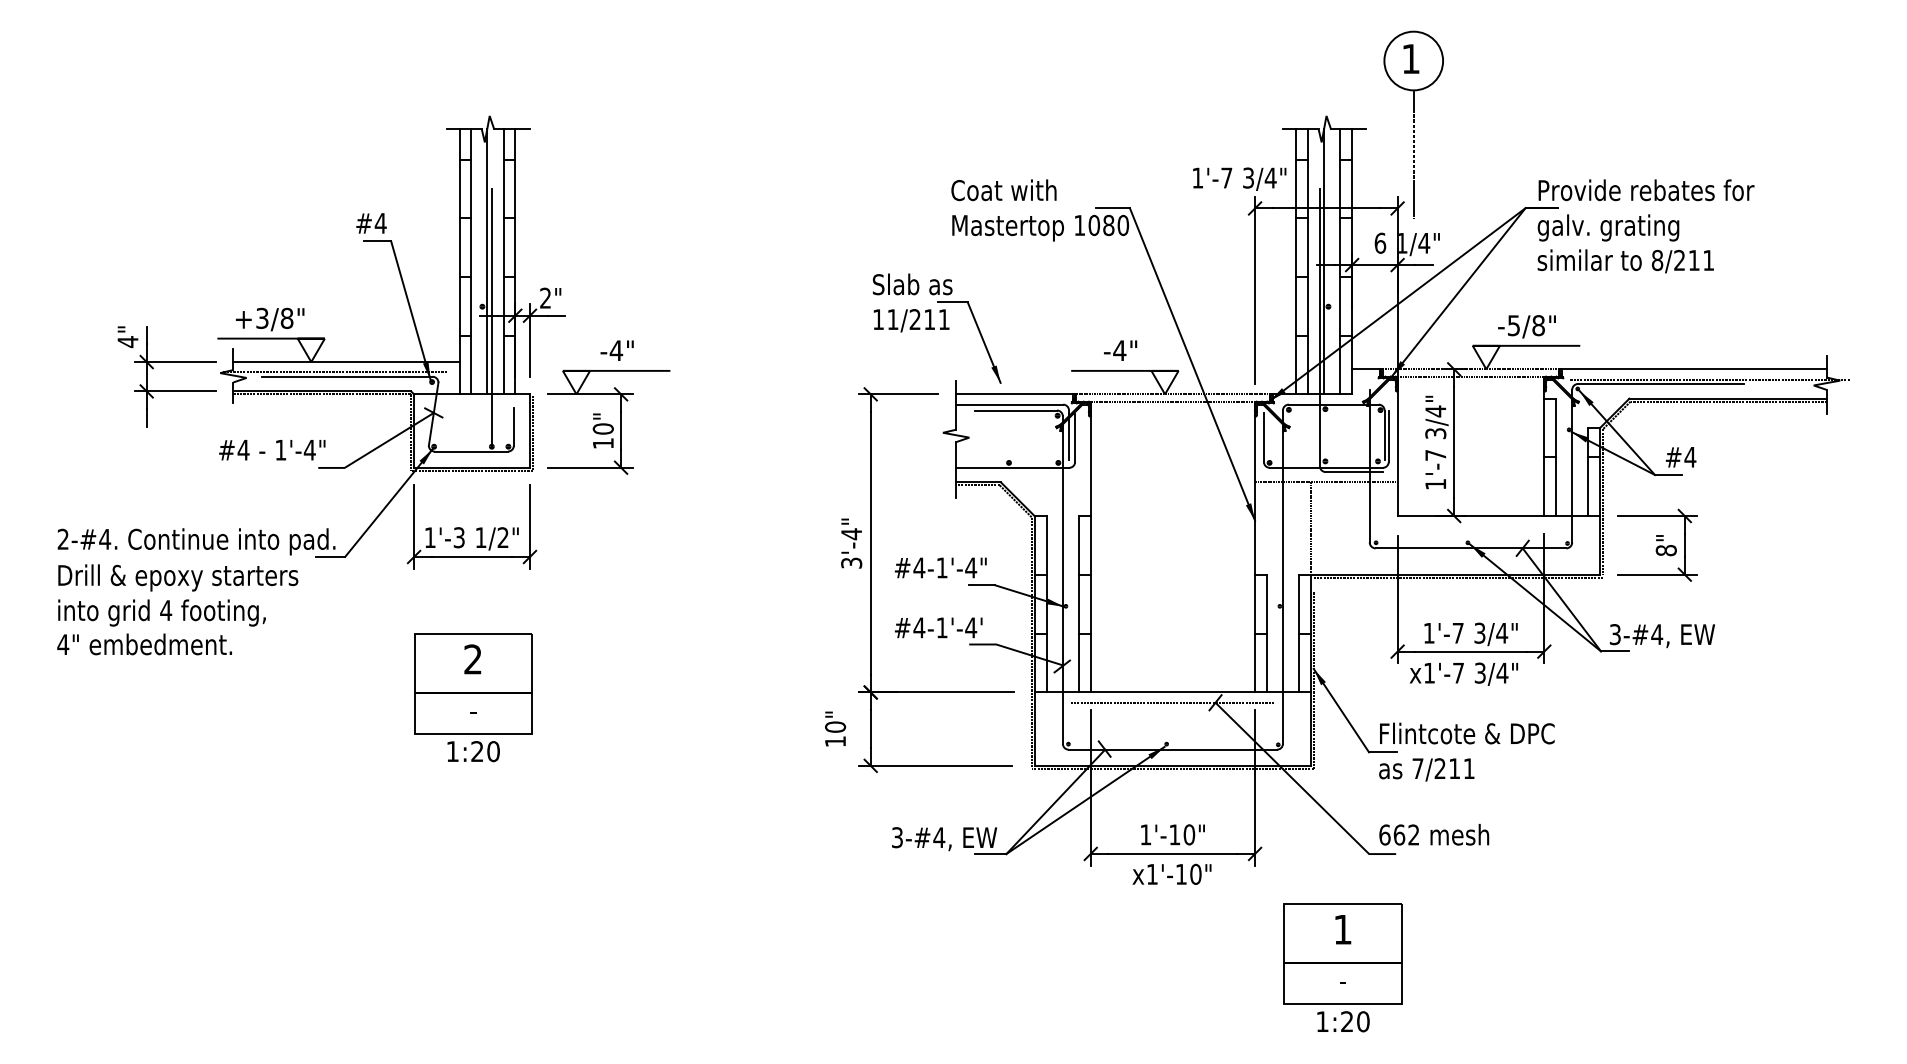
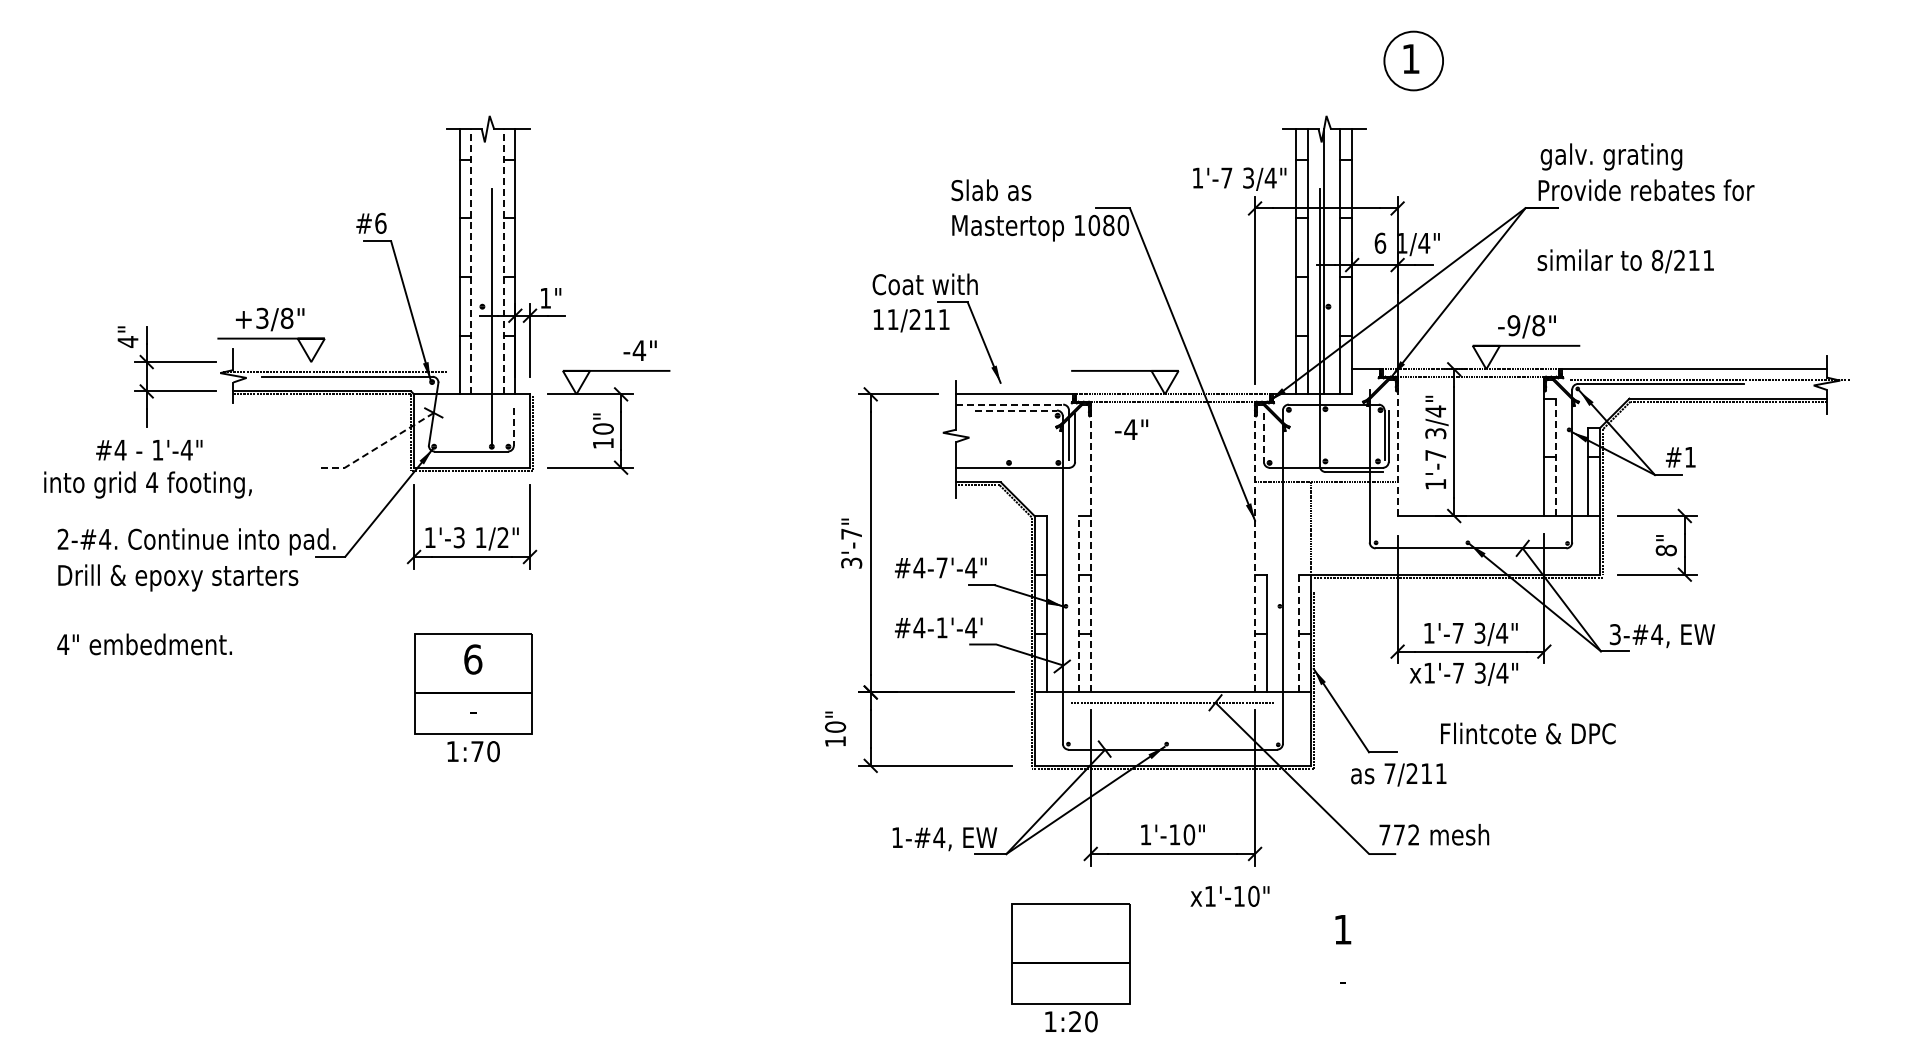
line: present -> none (1413, 154)
text: Coat with -> Slab as (1003, 190)
text: #4 -> #6 (380, 222)
text position: (1608, 227) -> (1611, 156) (1611, 156)
line: solid -> dashed (471, 261)
line: present -> none (487, 261)
line: solid -> dashed (503, 261)
text: Slab as -> Coat with (924, 284)
text: 2" -> 1" (545, 297)
text: -5/8" -> -9/8" (1513, 325)
text position: (616, 350) -> (639, 350) (639, 350)
text position: (1120, 350) -> (1131, 429) (1131, 429)
line: present -> none (346, 362)
line: solid -> dashed (1009, 404)
line: solid -> dashed (1016, 410)
line: solid -> dashed (513, 427)
line: solid -> dashed (1263, 438)
line: solid -> dashed (1397, 446)
line: solid -> dashed (376, 448)
text position: (272, 450) -> (149, 450) (149, 450)
line: solid -> dashed (1556, 457)
text: #4 -> #1 (1690, 457)
text: 3'-4" -> 3'-7" (851, 534)
line: solid -> dashed (1090, 546)
line: solid -> dashed (1255, 546)
text: #4-1'-4" -> #4-7'-4" (941, 567)
line: solid -> dashed (1079, 603)
text position: (161, 612) -> (147, 484) (147, 484)
line: solid -> dashed (1299, 633)
text: 2 -> 6 (473, 659)
text position: (1467, 733) -> (1528, 733) (1528, 733)
text: 1:20 -> 1:70 (477, 751)
text position: (1426, 769) -> (1398, 774) (1398, 774)
text: 662 -> 772 (1392, 834)
text: 3-#4, -> 1-#4, (897, 837)
text position: (1171, 873) -> (1229, 895) (1229, 895)
part position: (1342, 967) -> (1070, 967) (1070, 967)
